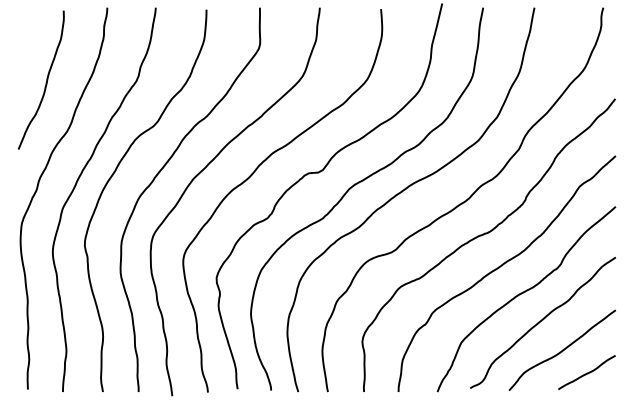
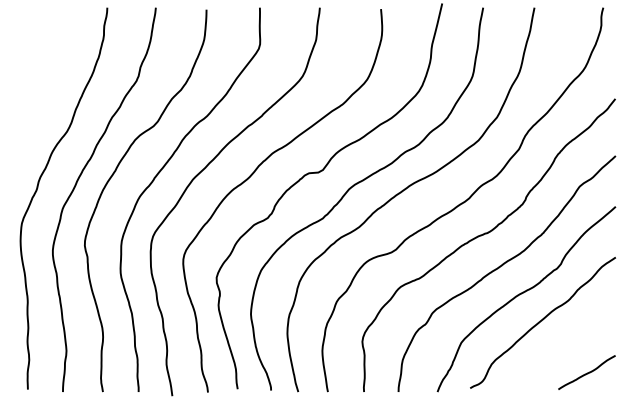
curve: present -> none (46, 79)
curve: present -> none (562, 349)
